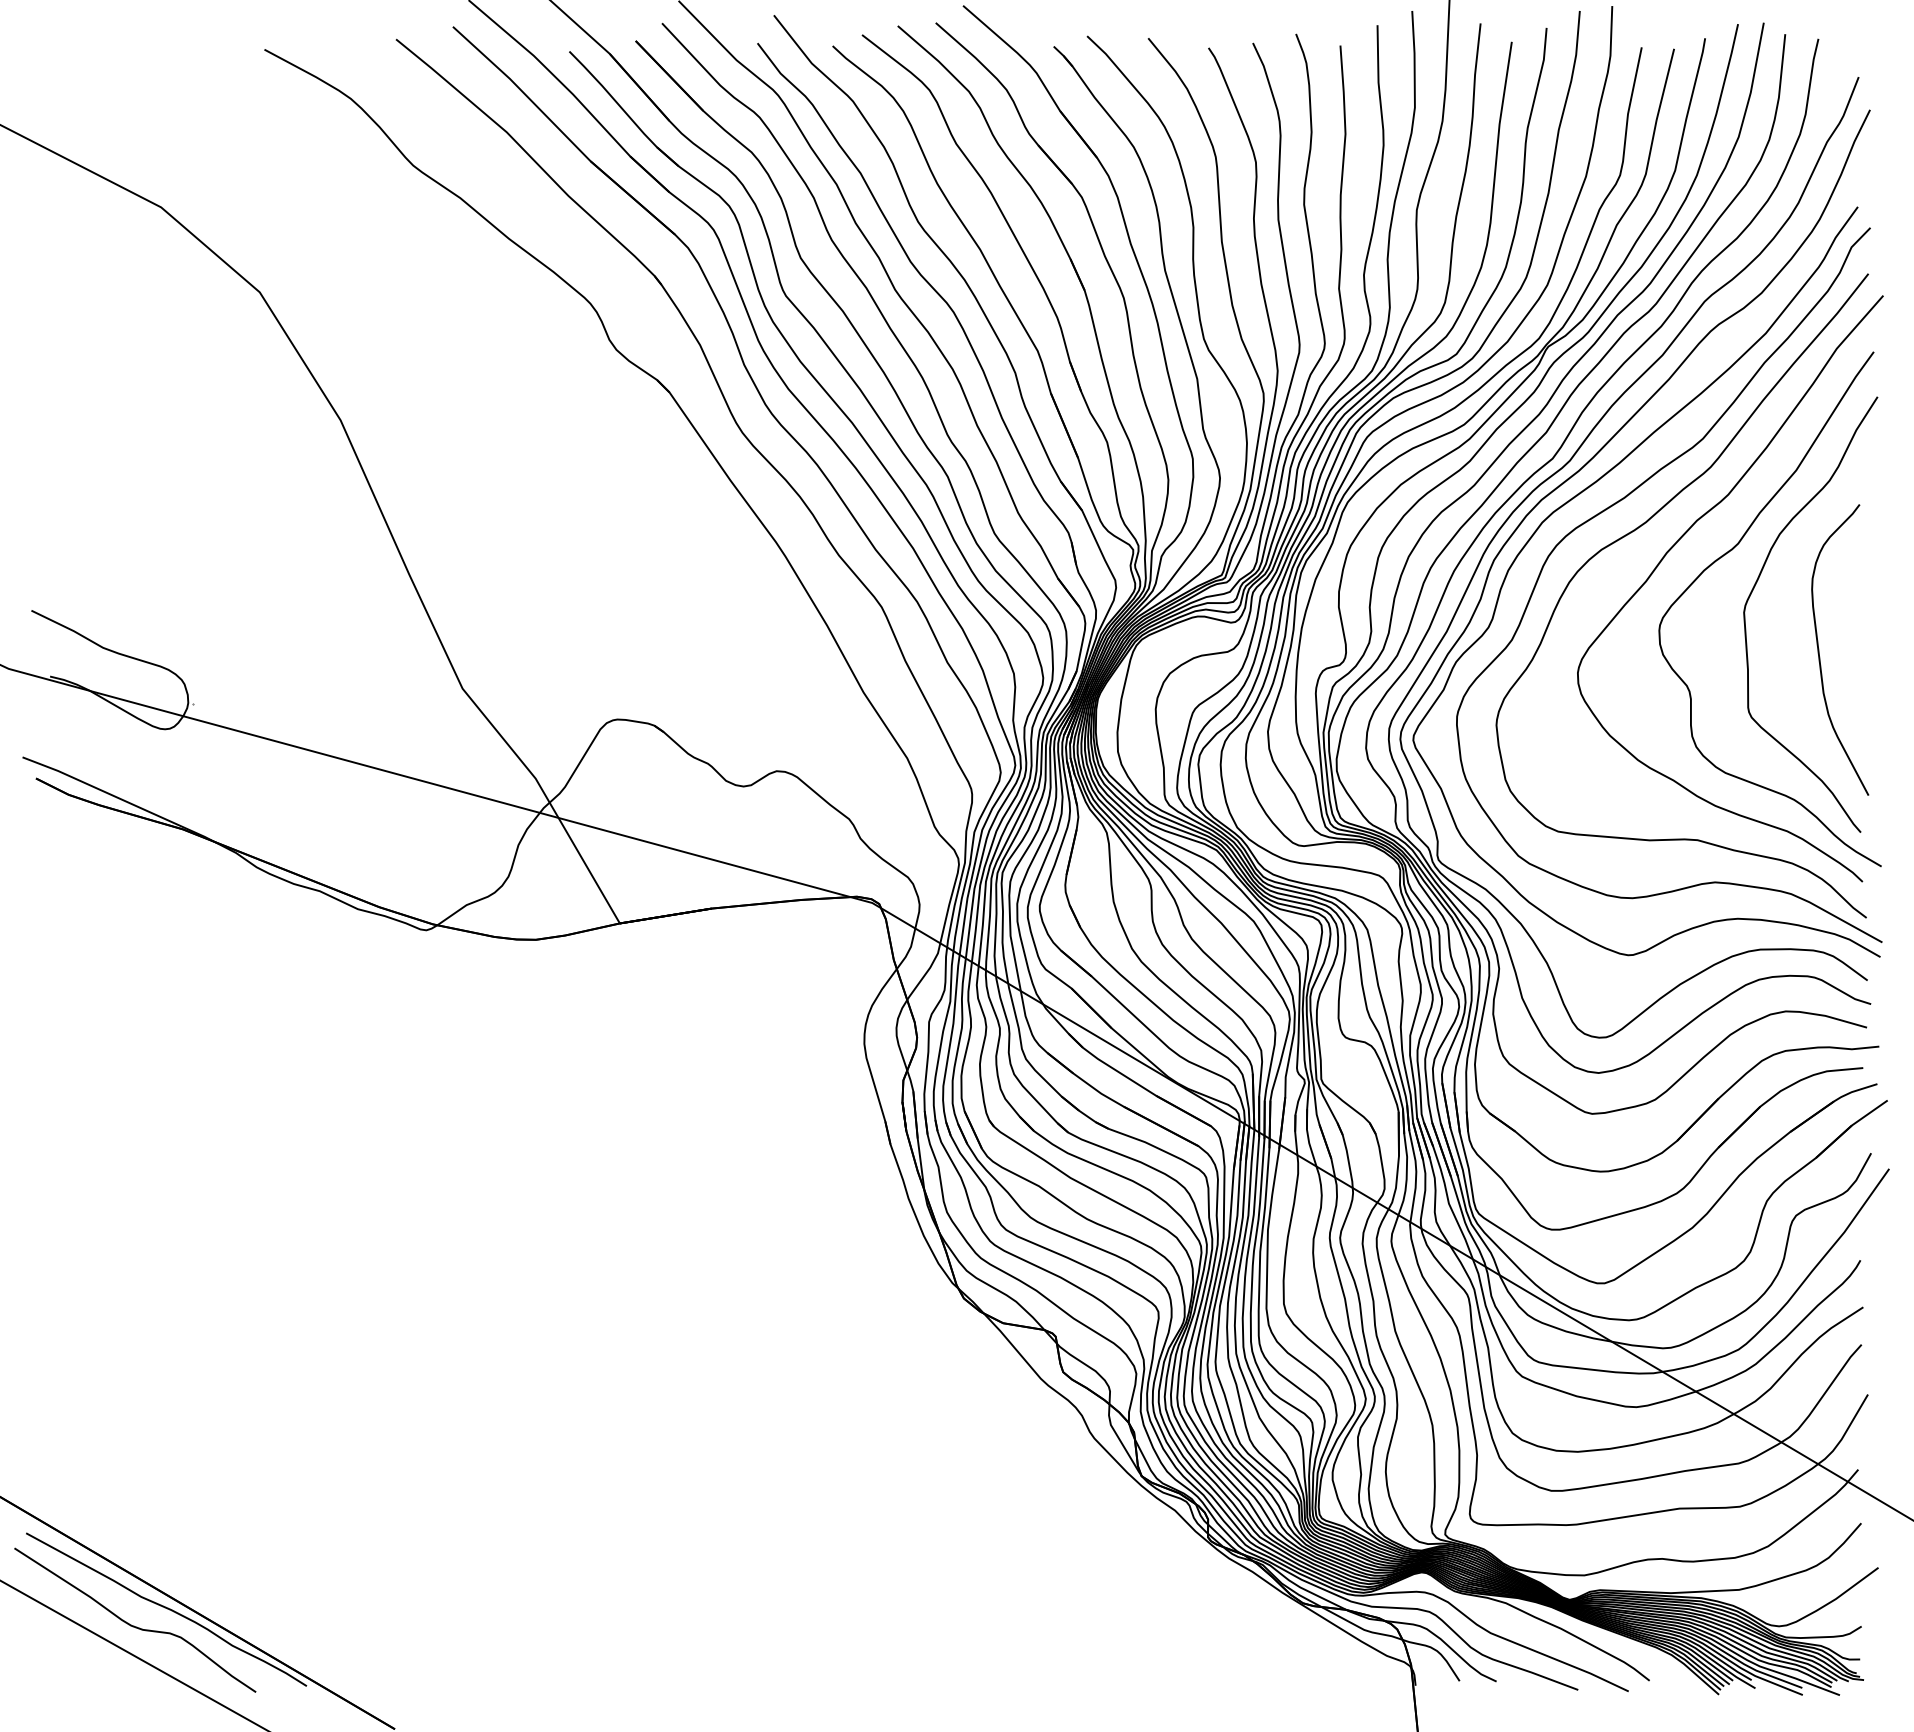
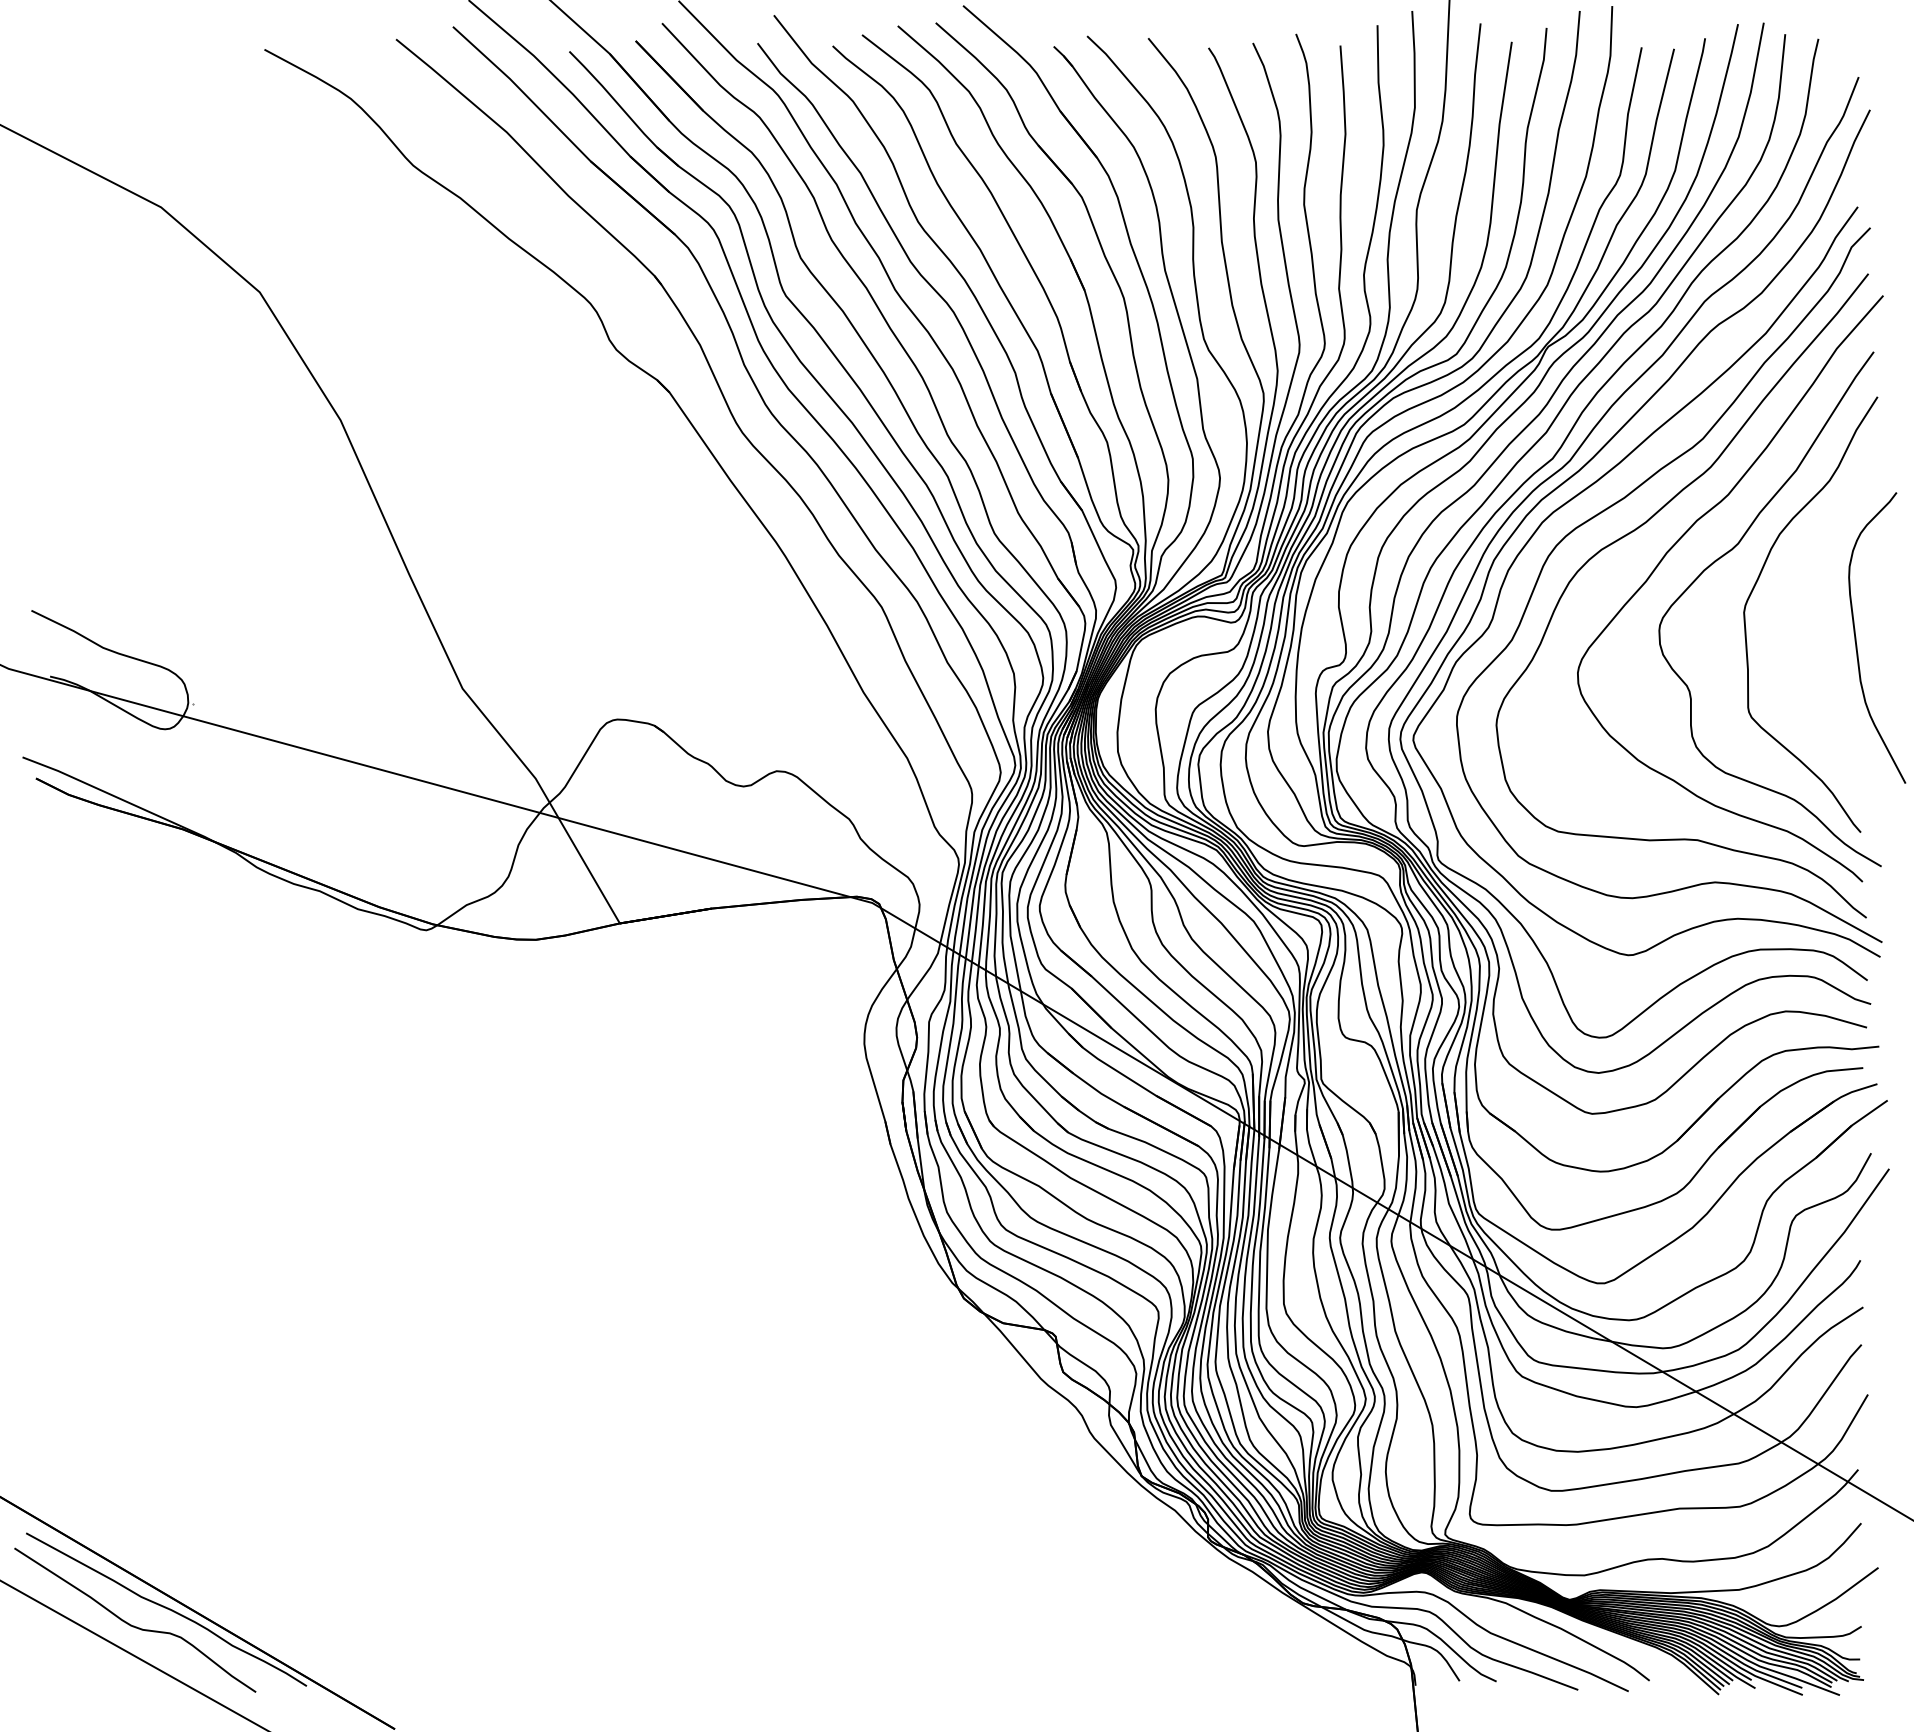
curve position: (1819, 649) -> (1856, 637) (1856, 637)
